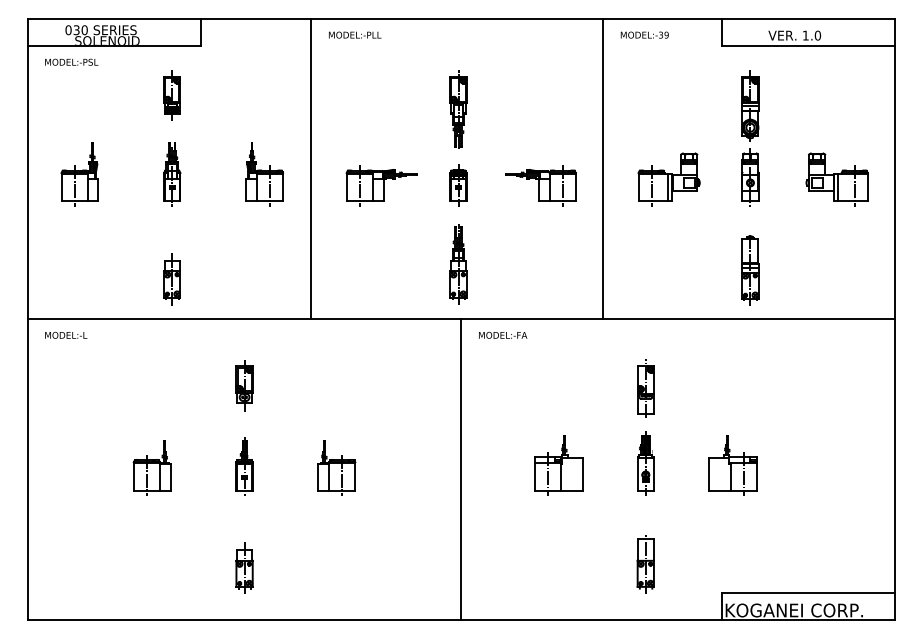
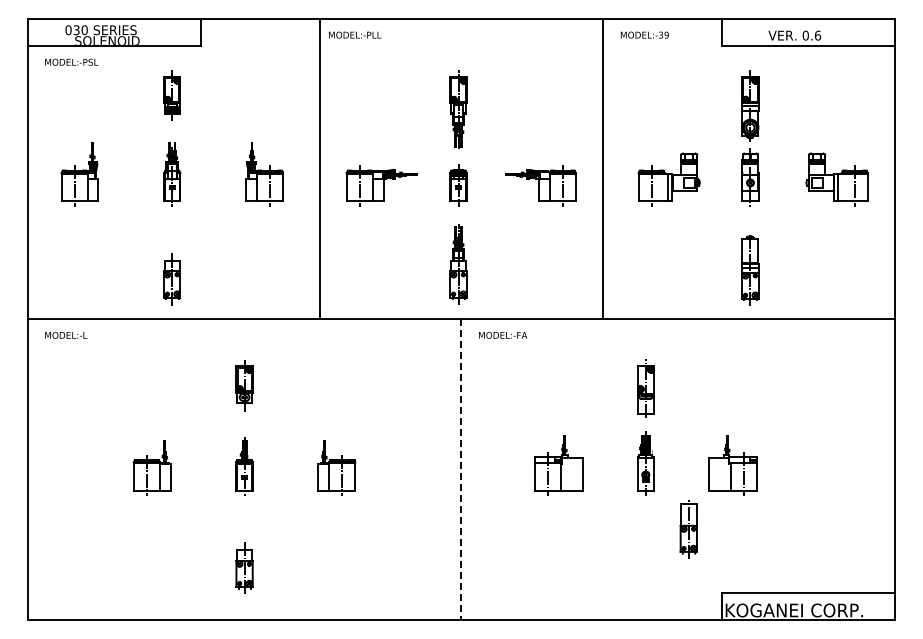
text: 1.0 -> 0.6 (811, 35)
line position: (311, 169) -> (320, 169) (320, 169)
line: solid -> dashed (461, 470)
part position: (645, 564) -> (688, 529) (688, 529)
